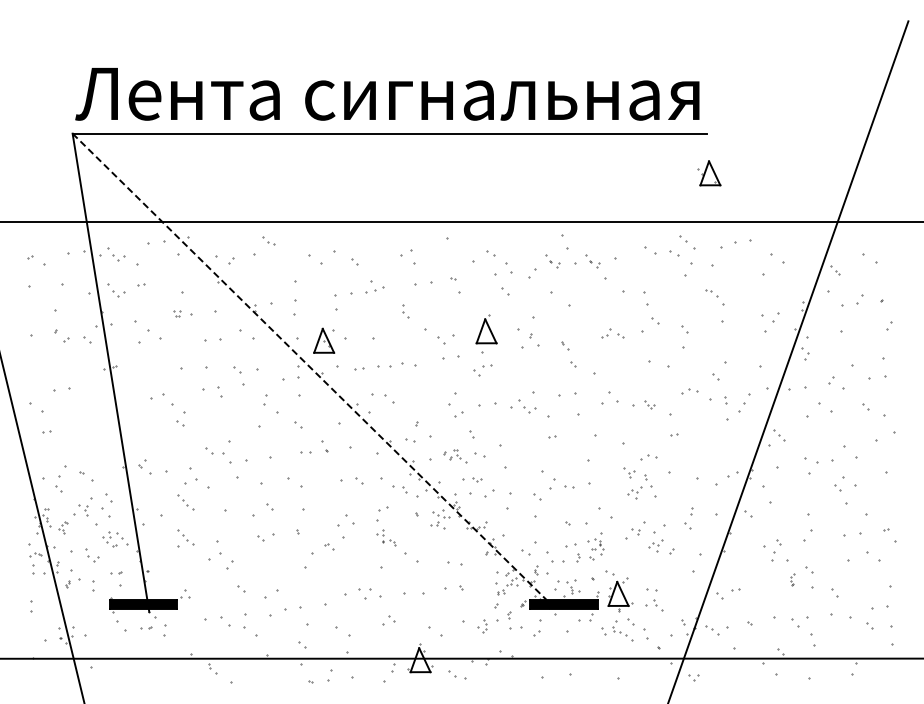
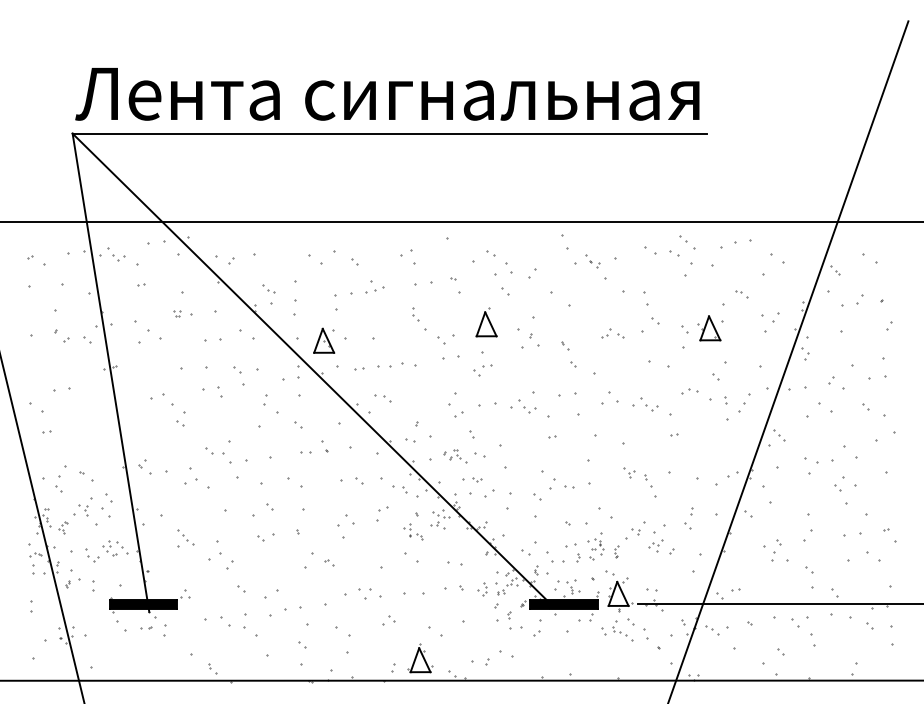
part position: (709, 173) -> (709, 328) (709, 328)
part position: (268, 240) -> (268, 288) (268, 288)
part: present -> none (552, 261)
part: present -> none (116, 290)
part position: (711, 293) -> (741, 294) (741, 294)
part position: (405, 311) -> (415, 314) (415, 314)
part position: (486, 329) -> (486, 322) (486, 322)
line: dashed -> solid (309, 367)
part size: 24x11 px -> 18x9 px (382, 398)
part size: 12x10 px -> 19x15 px (649, 404)
part: present -> none (648, 457)
part: present -> none (634, 492)
part: present -> none (185, 502)
part position: (386, 537) -> (413, 531) (413, 531)
part position: (115, 539) -> (115, 548) (115, 548)
part position: (329, 546) -> (329, 562) (329, 562)
part: present -> none (116, 572)
part position: (792, 579) -> (616, 551) (616, 551)
line: none -> present (779, 603)
part position: (482, 626) -> (482, 589) (482, 589)
line position: (461, 658) -> (461, 680) (461, 680)
